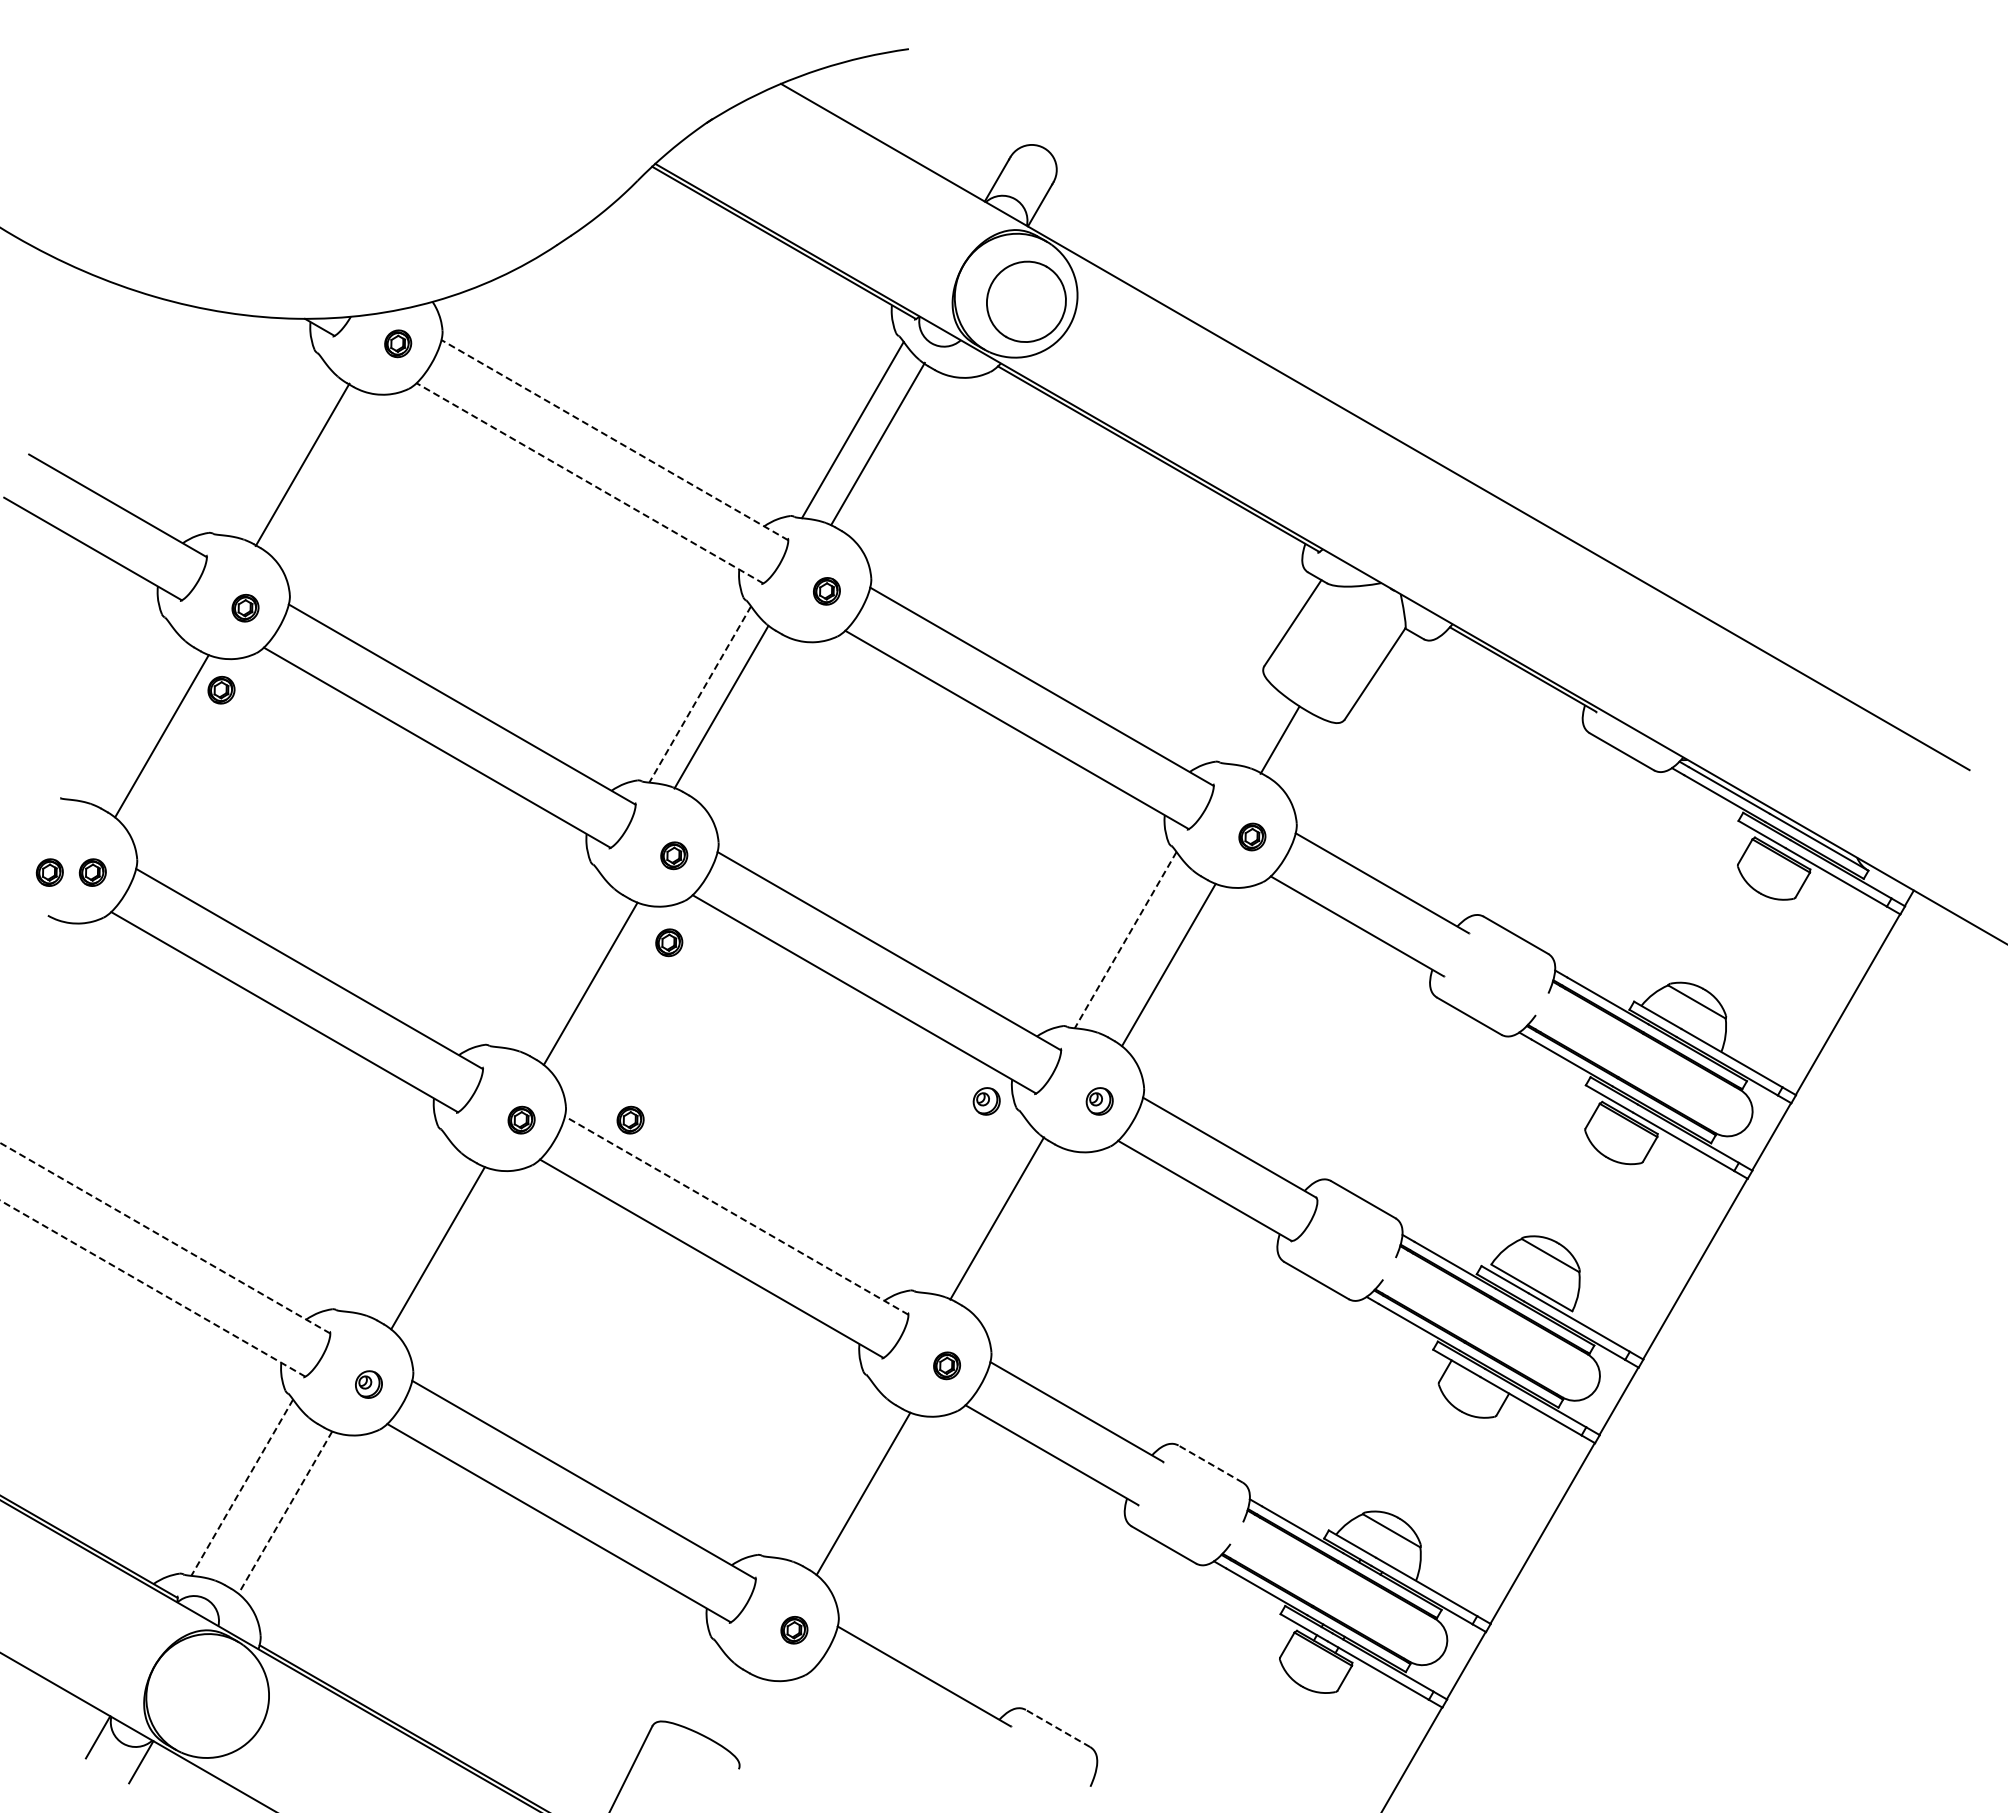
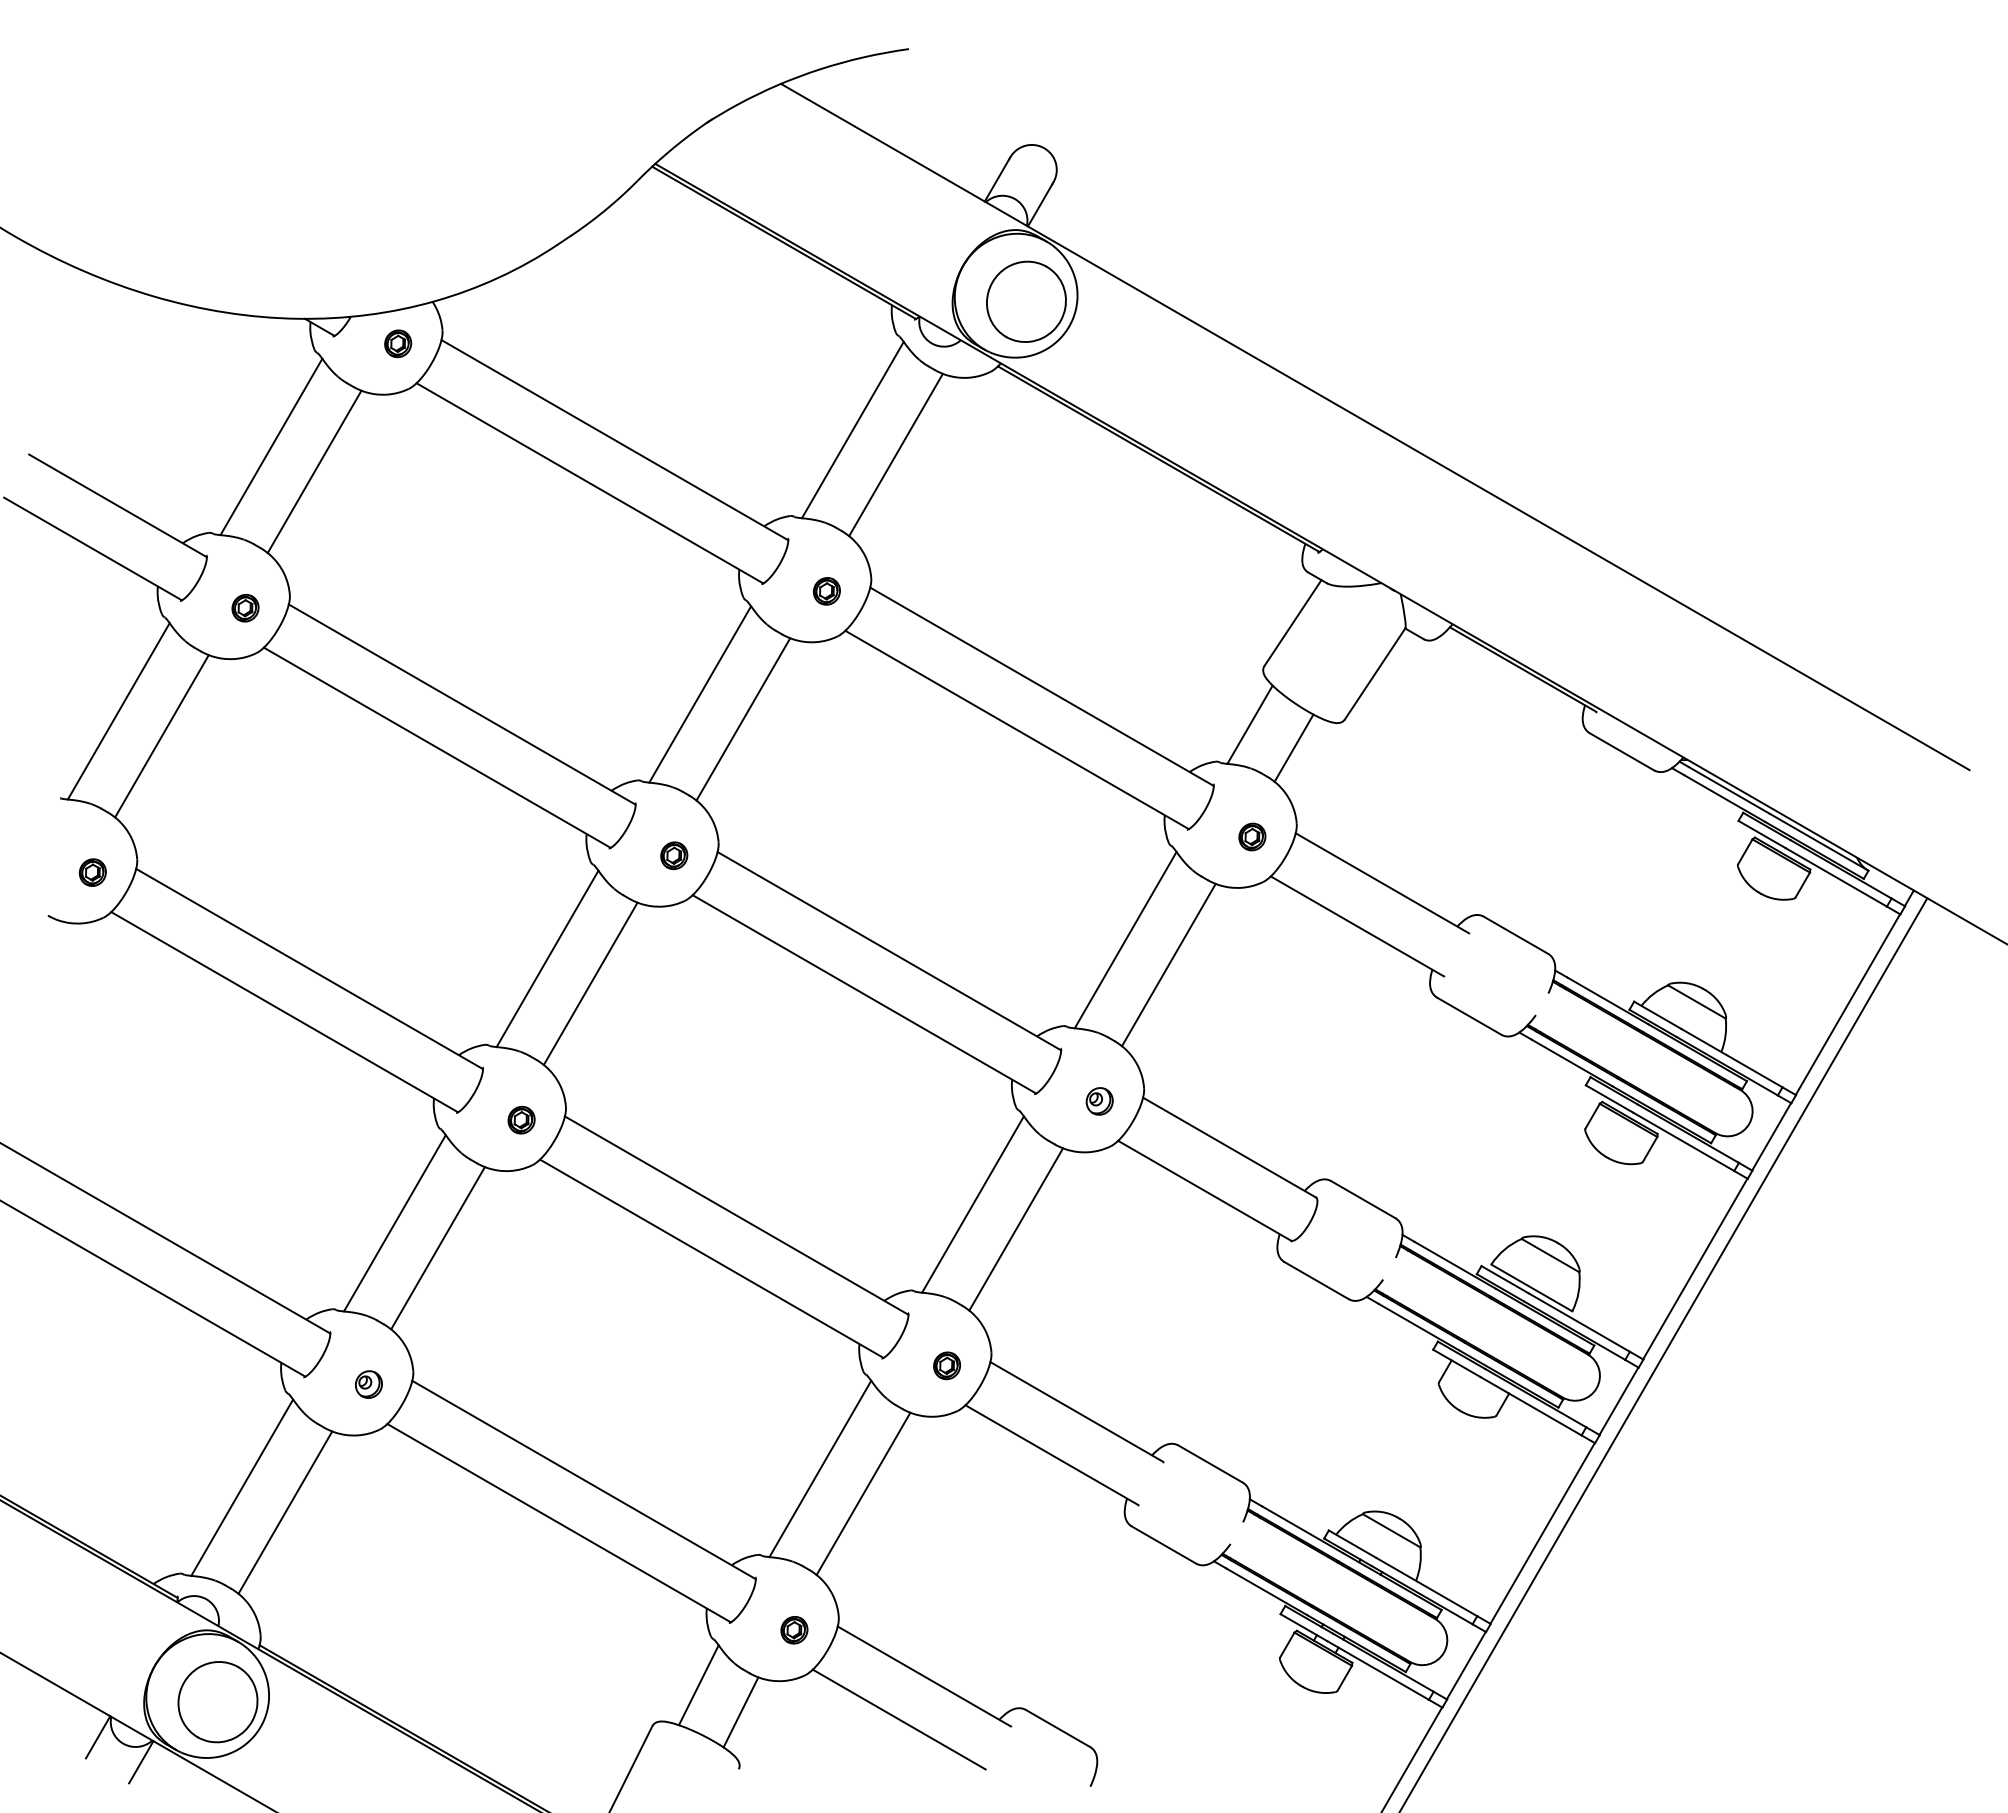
line: dashed -> solid (614, 439)
line position: (877, 443) -> (895, 454) (895, 454)
line: none -> present (271, 446)
line position: (302, 464) -> (314, 471) (314, 471)
line: dashed -> solid (589, 483)
part: present -> none (221, 690)
line: dashed -> solid (700, 694)
line position: (721, 707) -> (743, 719) (743, 719)
line: none -> present (118, 711)
line: none -> present (1249, 724)
line position: (1279, 739) -> (1293, 747) (1293, 747)
part: present -> none (49, 872)
line: dashed -> solid (1125, 940)
part: present -> none (669, 942)
line: none -> present (547, 958)
part: present -> none (986, 1101)
part: present -> none (630, 1119)
line: none -> present (972, 1204)
line: dashed -> solid (736, 1215)
line position: (997, 1218) -> (1016, 1229) (1016, 1229)
line: none -> present (394, 1223)
line: dashed -> solid (165, 1238)
line: dashed -> solid (152, 1288)
line: none -> present (1664, 1353)
line: dashed -> solid (1210, 1463)
line: none -> present (820, 1468)
line: dashed -> solid (242, 1487)
line: dashed -> solid (285, 1512)
line: none -> present (698, 1685)
part: none -> present (217, 1702)
line: none -> present (740, 1712)
line: none -> present (898, 1719)
line: dashed -> solid (1057, 1728)
